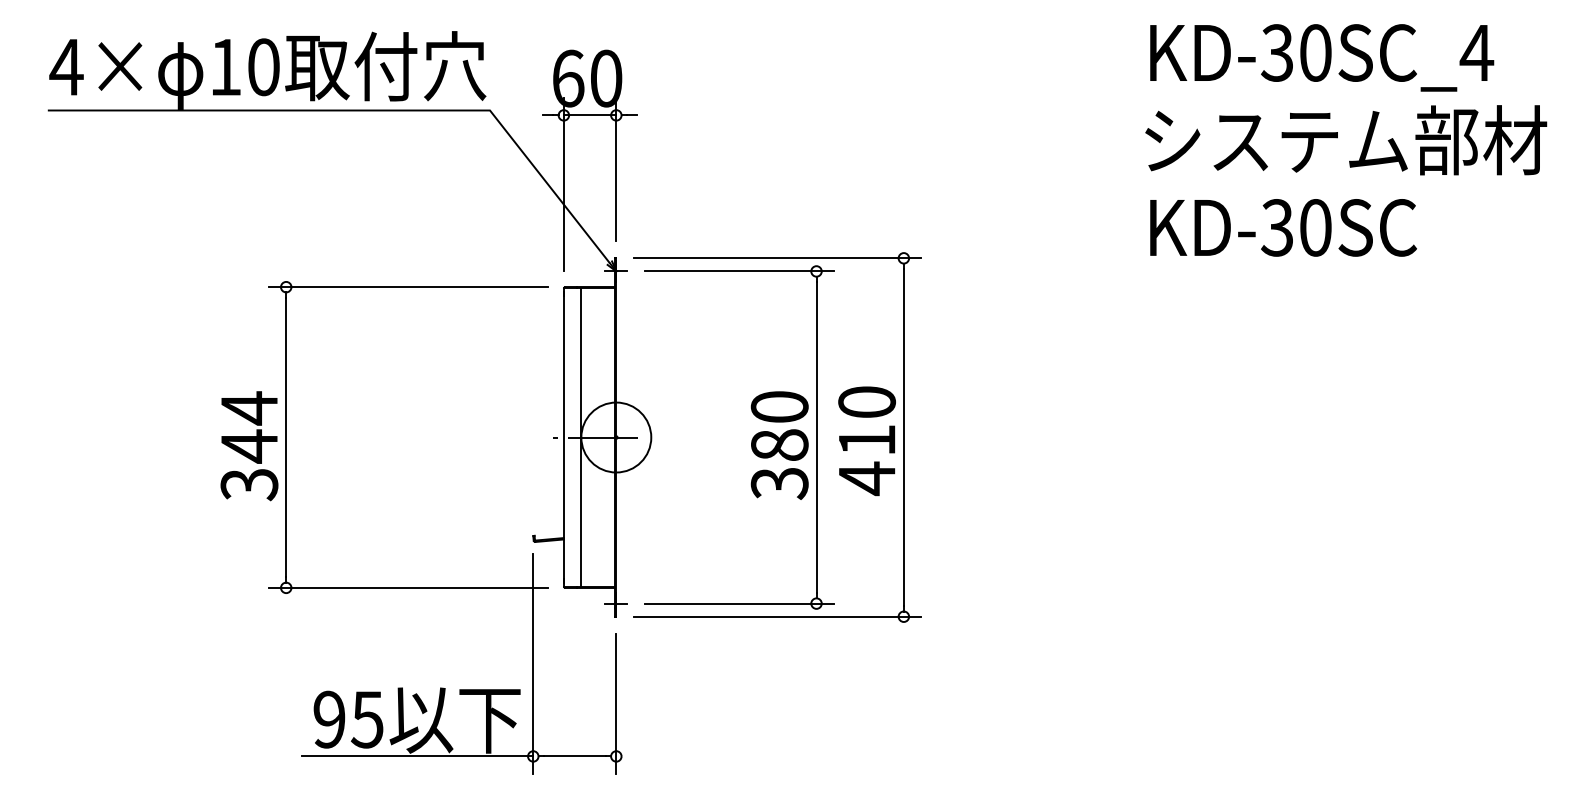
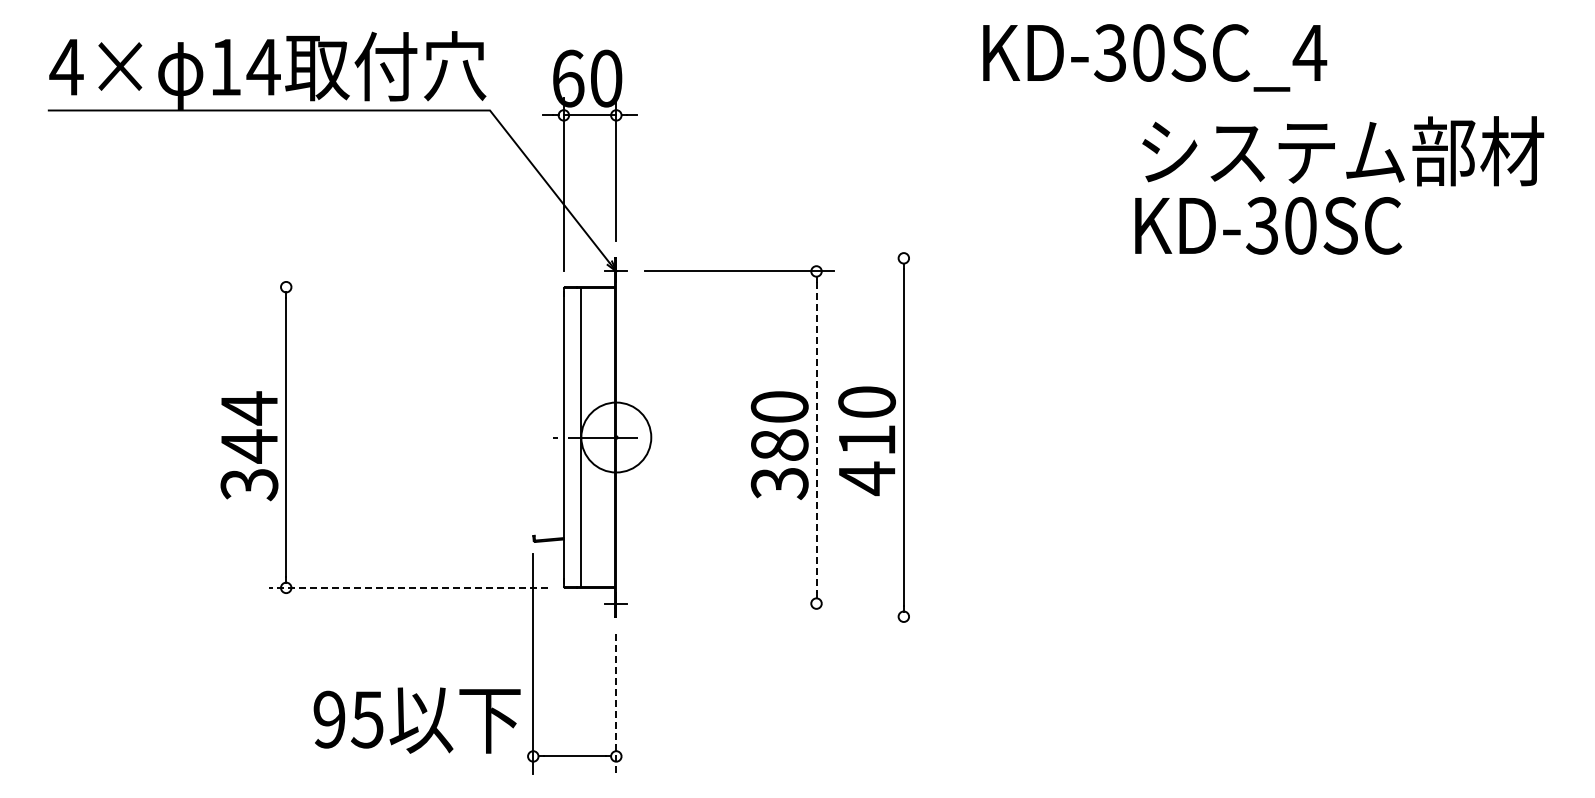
text position: (1322, 57) -> (1155, 57) (1155, 57)
text: 10 -> 14 (263, 67)
text position: (1346, 140) -> (1343, 151) (1343, 151)
text position: (1283, 227) -> (1268, 225) (1268, 225)
line: present -> none (777, 258)
line: present -> none (407, 287)
line: solid -> dashed (816, 437)
line: solid -> dashed (408, 587)
line: present -> none (739, 603)
line: present -> none (777, 616)
line: solid -> dashed (616, 704)
line: present -> none (417, 756)
